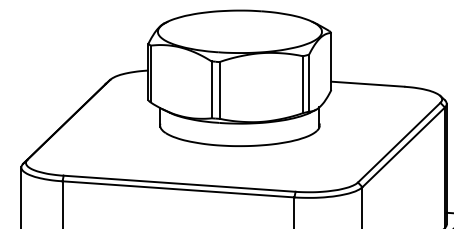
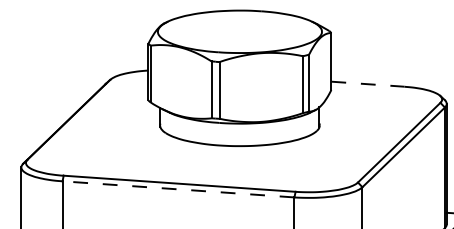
line: solid -> dashed (367, 84)
line: solid -> dashed (178, 189)
